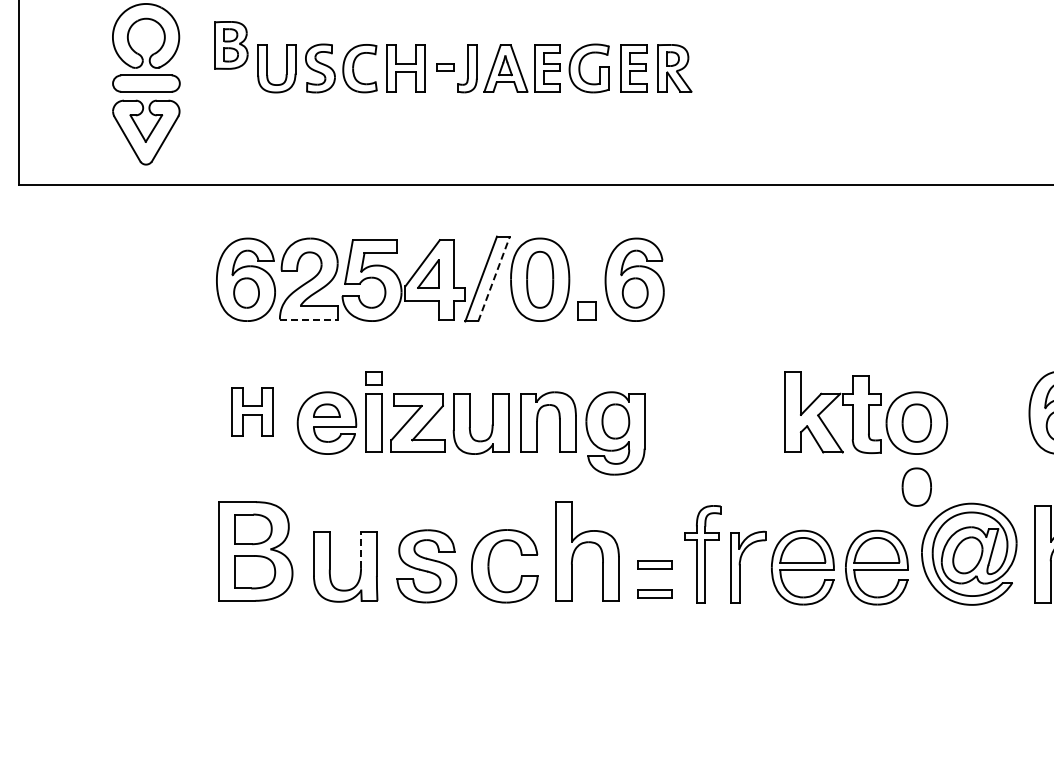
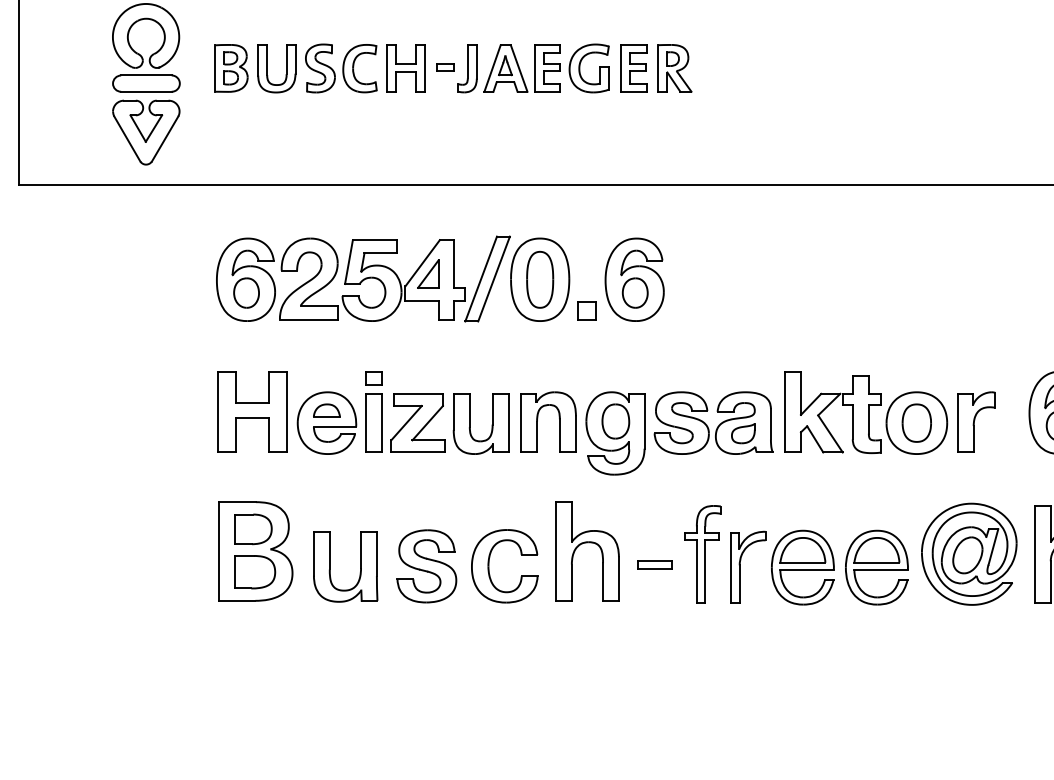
part position: (231, 45) -> (231, 68) (231, 68)
line: dashed -> solid (494, 278)
line: dashed -> solid (309, 319)
part size: 43x50 px -> 71x82 px (252, 411)
part: none -> present (976, 421)
part: none -> present (713, 422)
part: present -> none (916, 486)
line: dashed -> solid (361, 549)
part: present -> none (654, 593)
